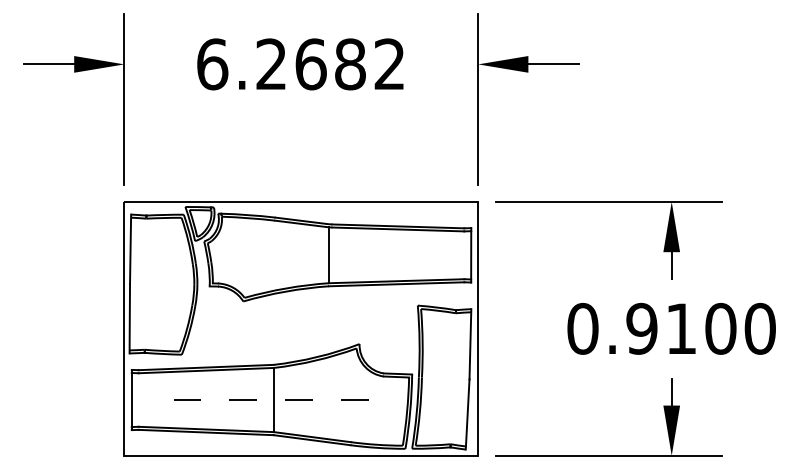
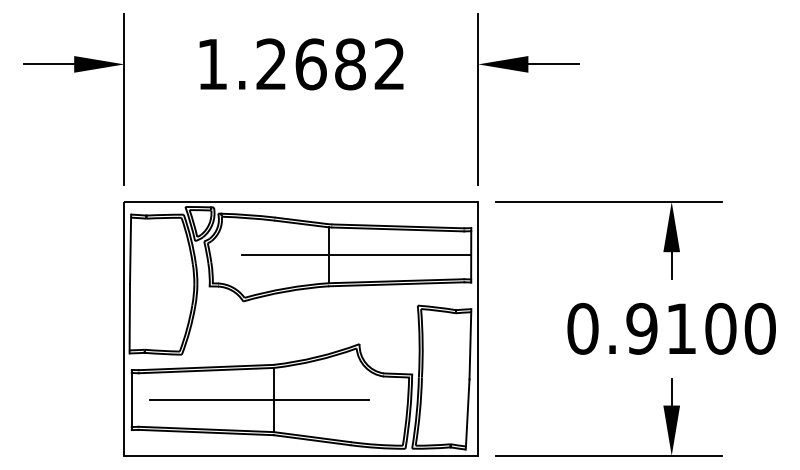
text: 6.2682 -> 1.2682 (212, 64)
line: none -> present (356, 255)
line: dashed -> solid (259, 400)
